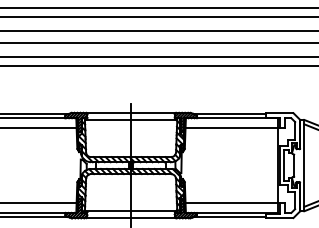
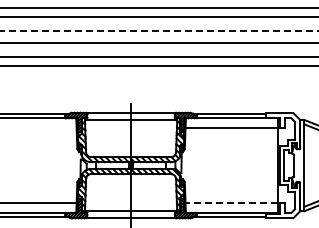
line: solid -> dashed (159, 31)
line: present -> none (39, 128)
line: solid -> dashed (231, 202)
